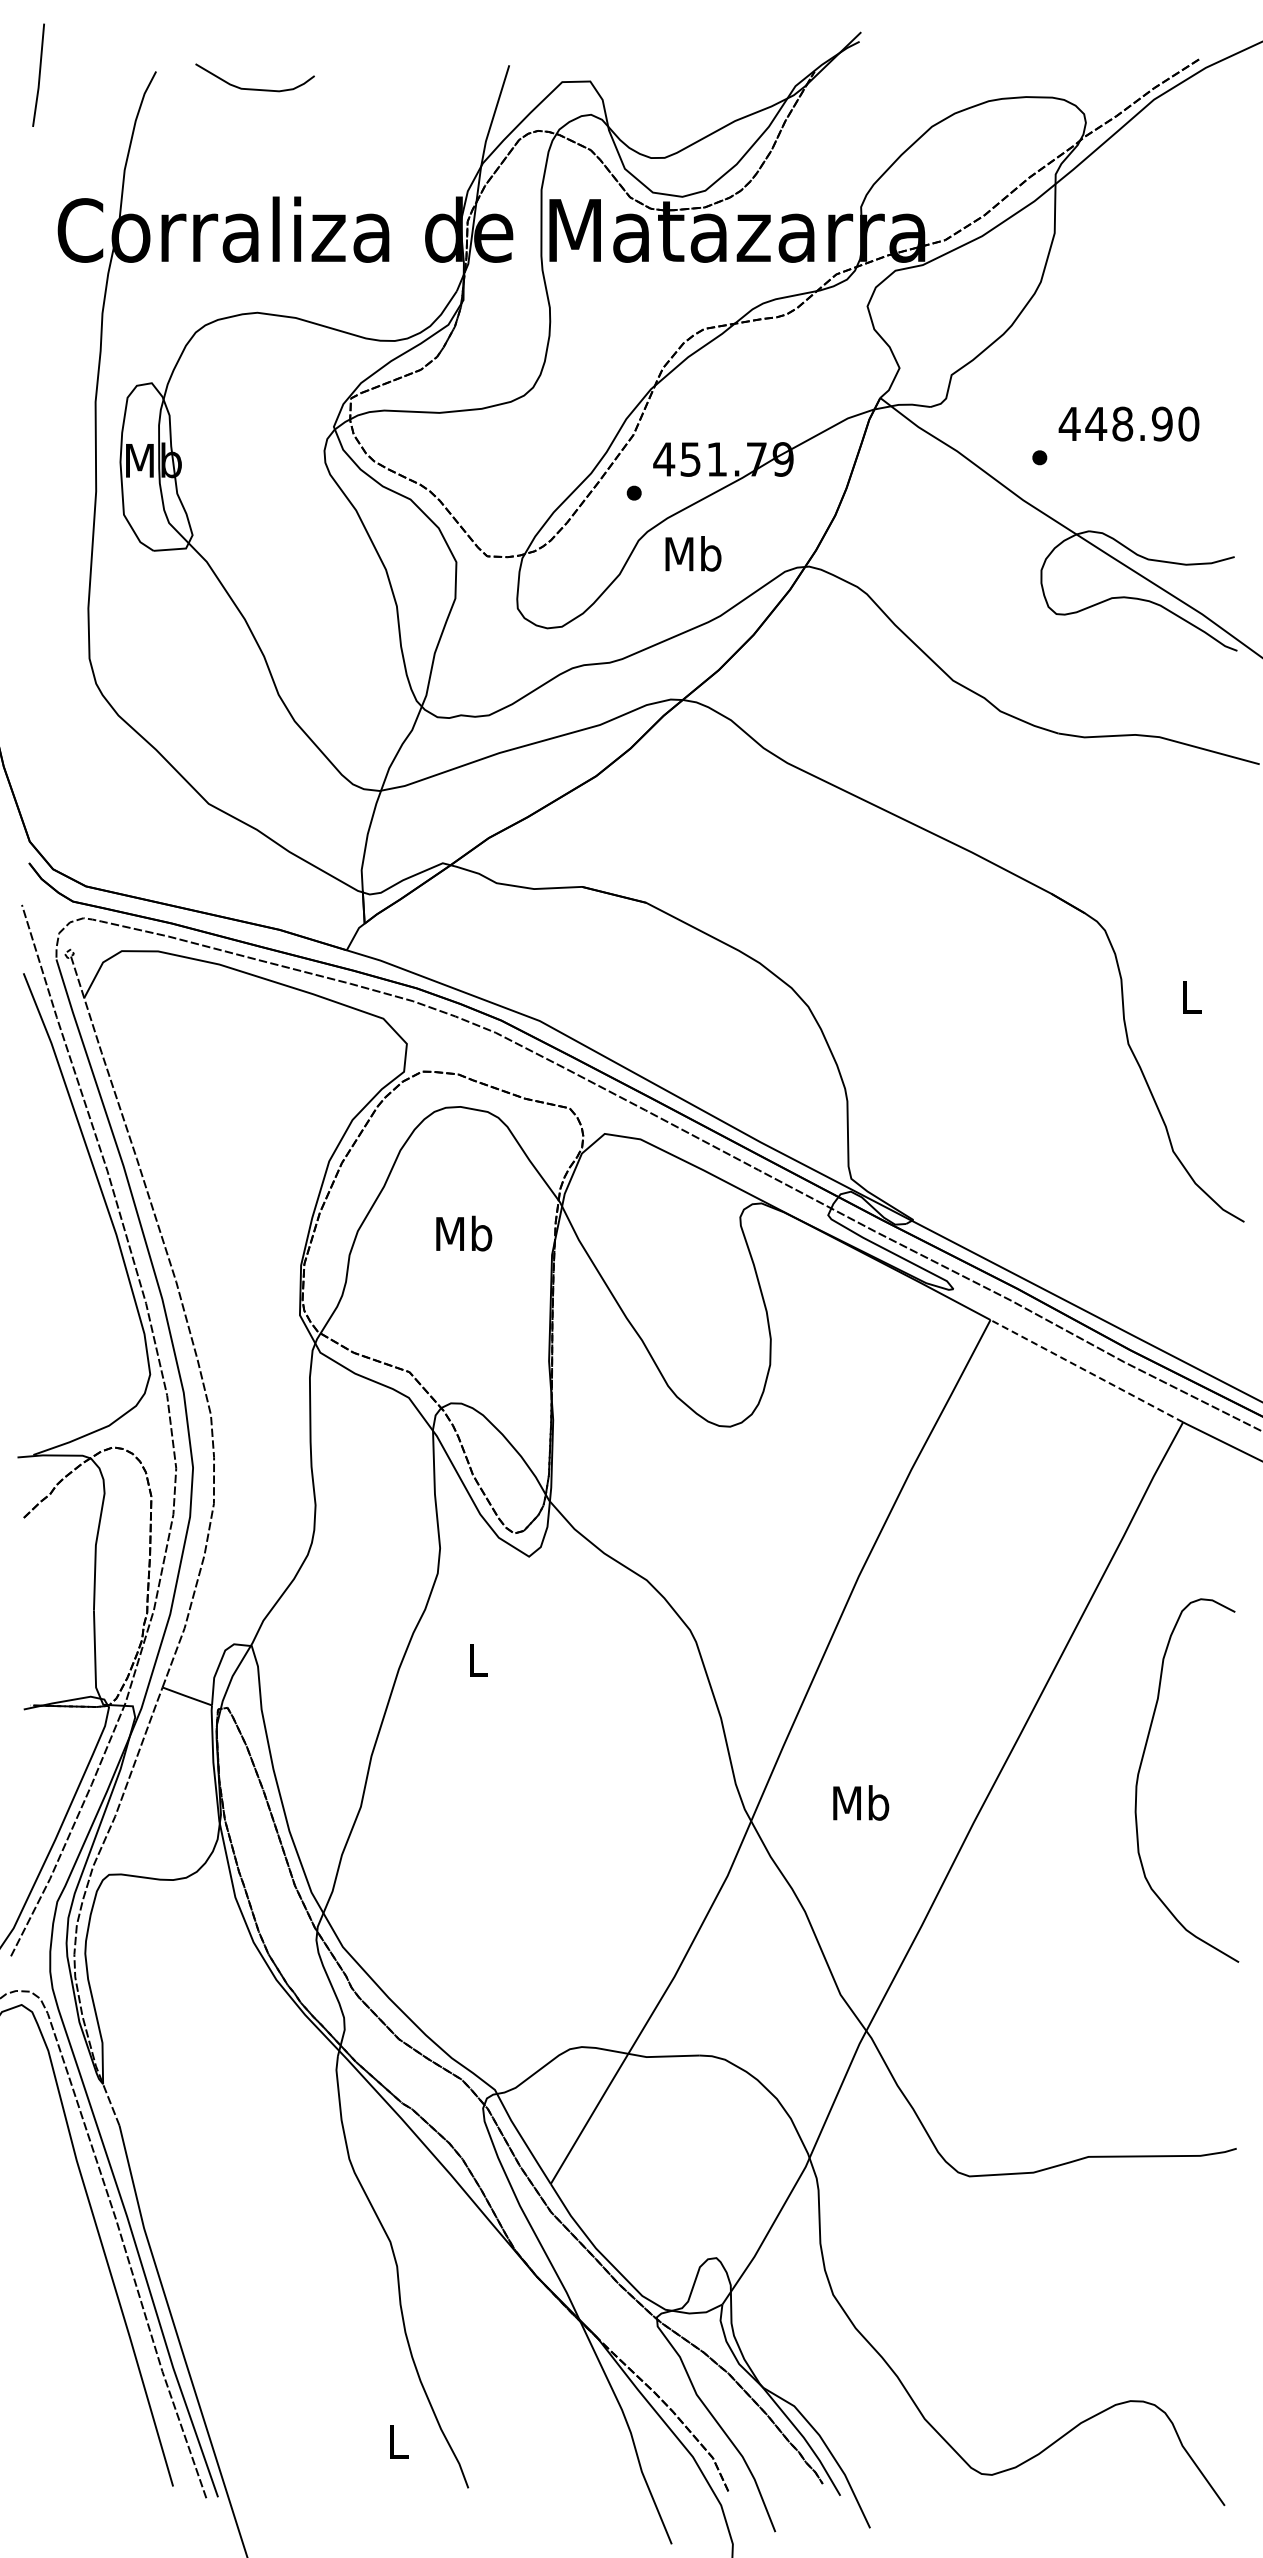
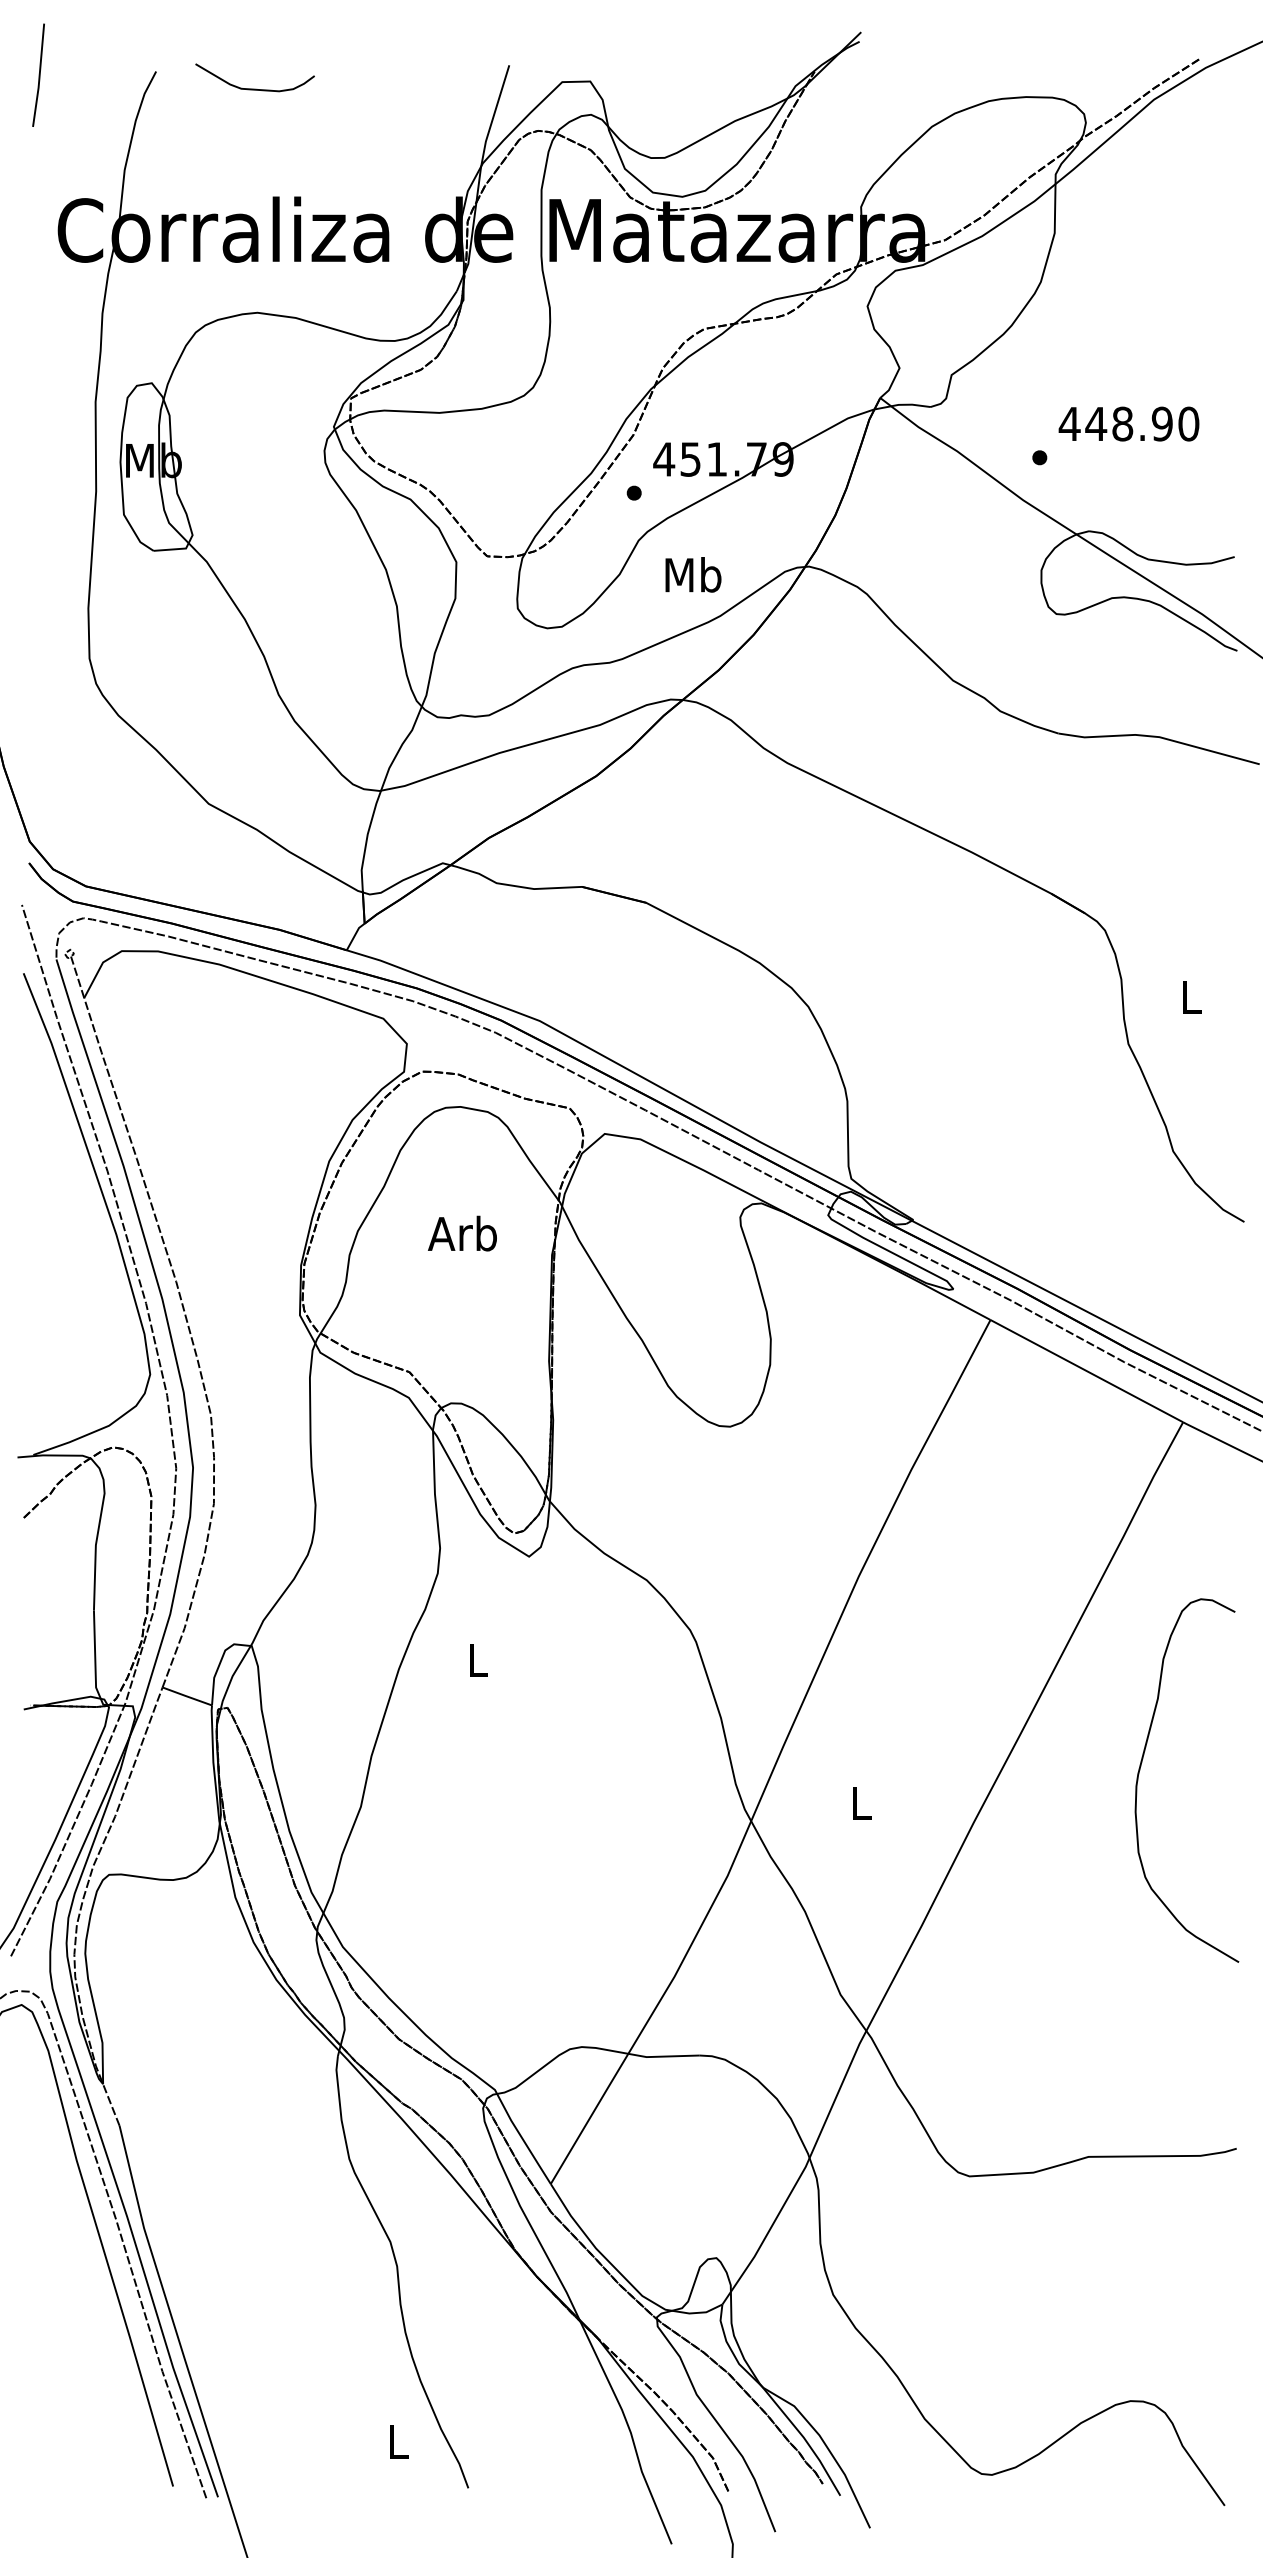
text position: (693, 553) -> (693, 574) (693, 574)
text: Mb -> Arb (461, 1233)
line: dashed -> solid (1086, 1370)
text: Mb -> L (861, 1802)
